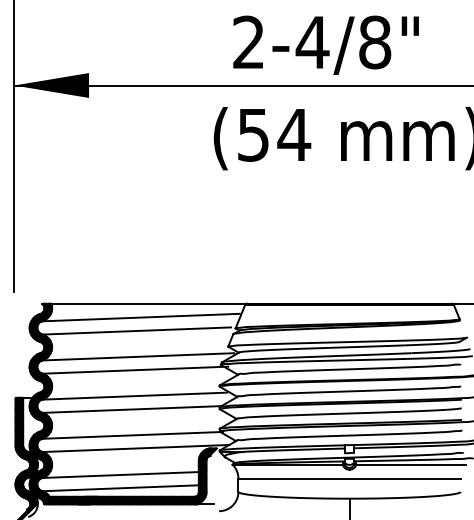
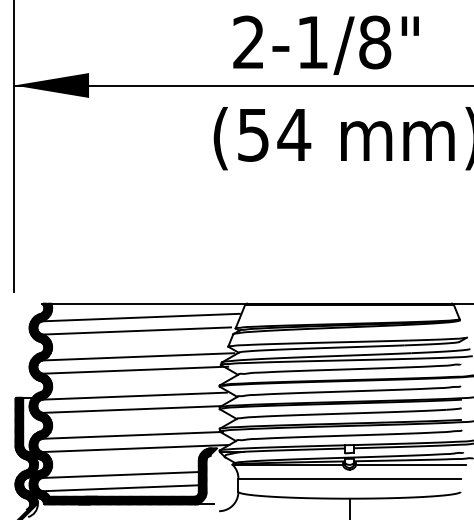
text: 2-4/8" -> 2-1/8" (312, 42)
